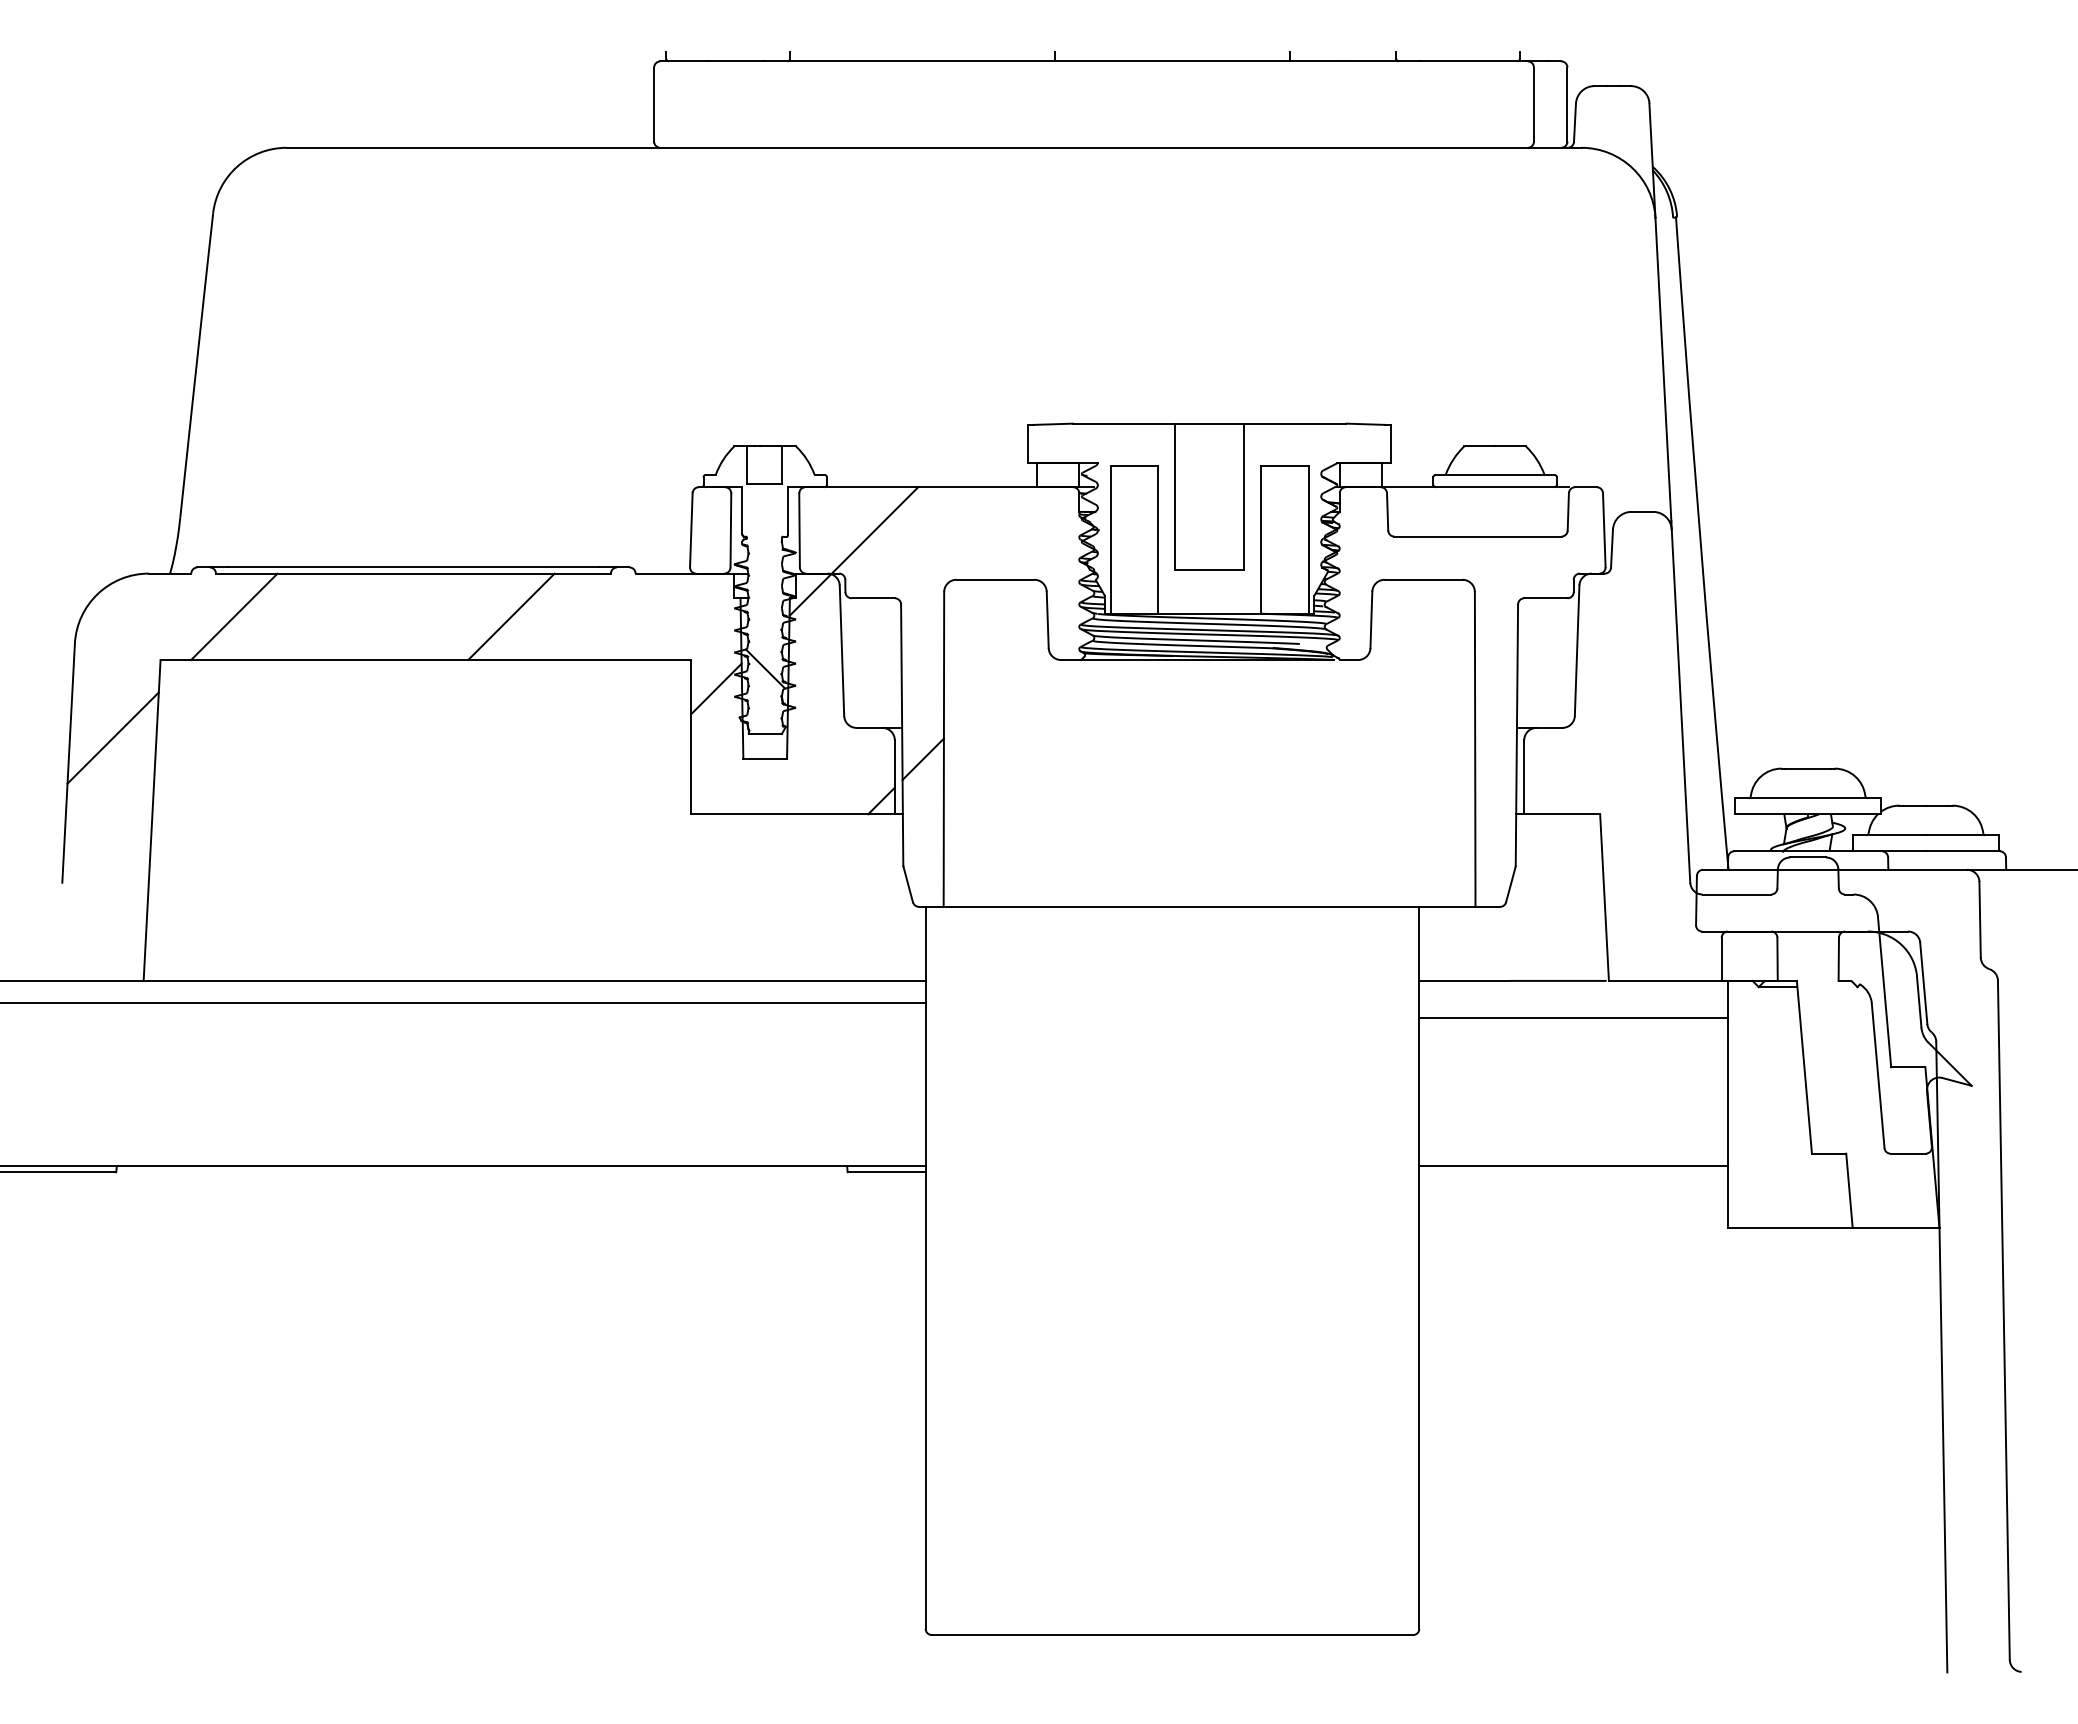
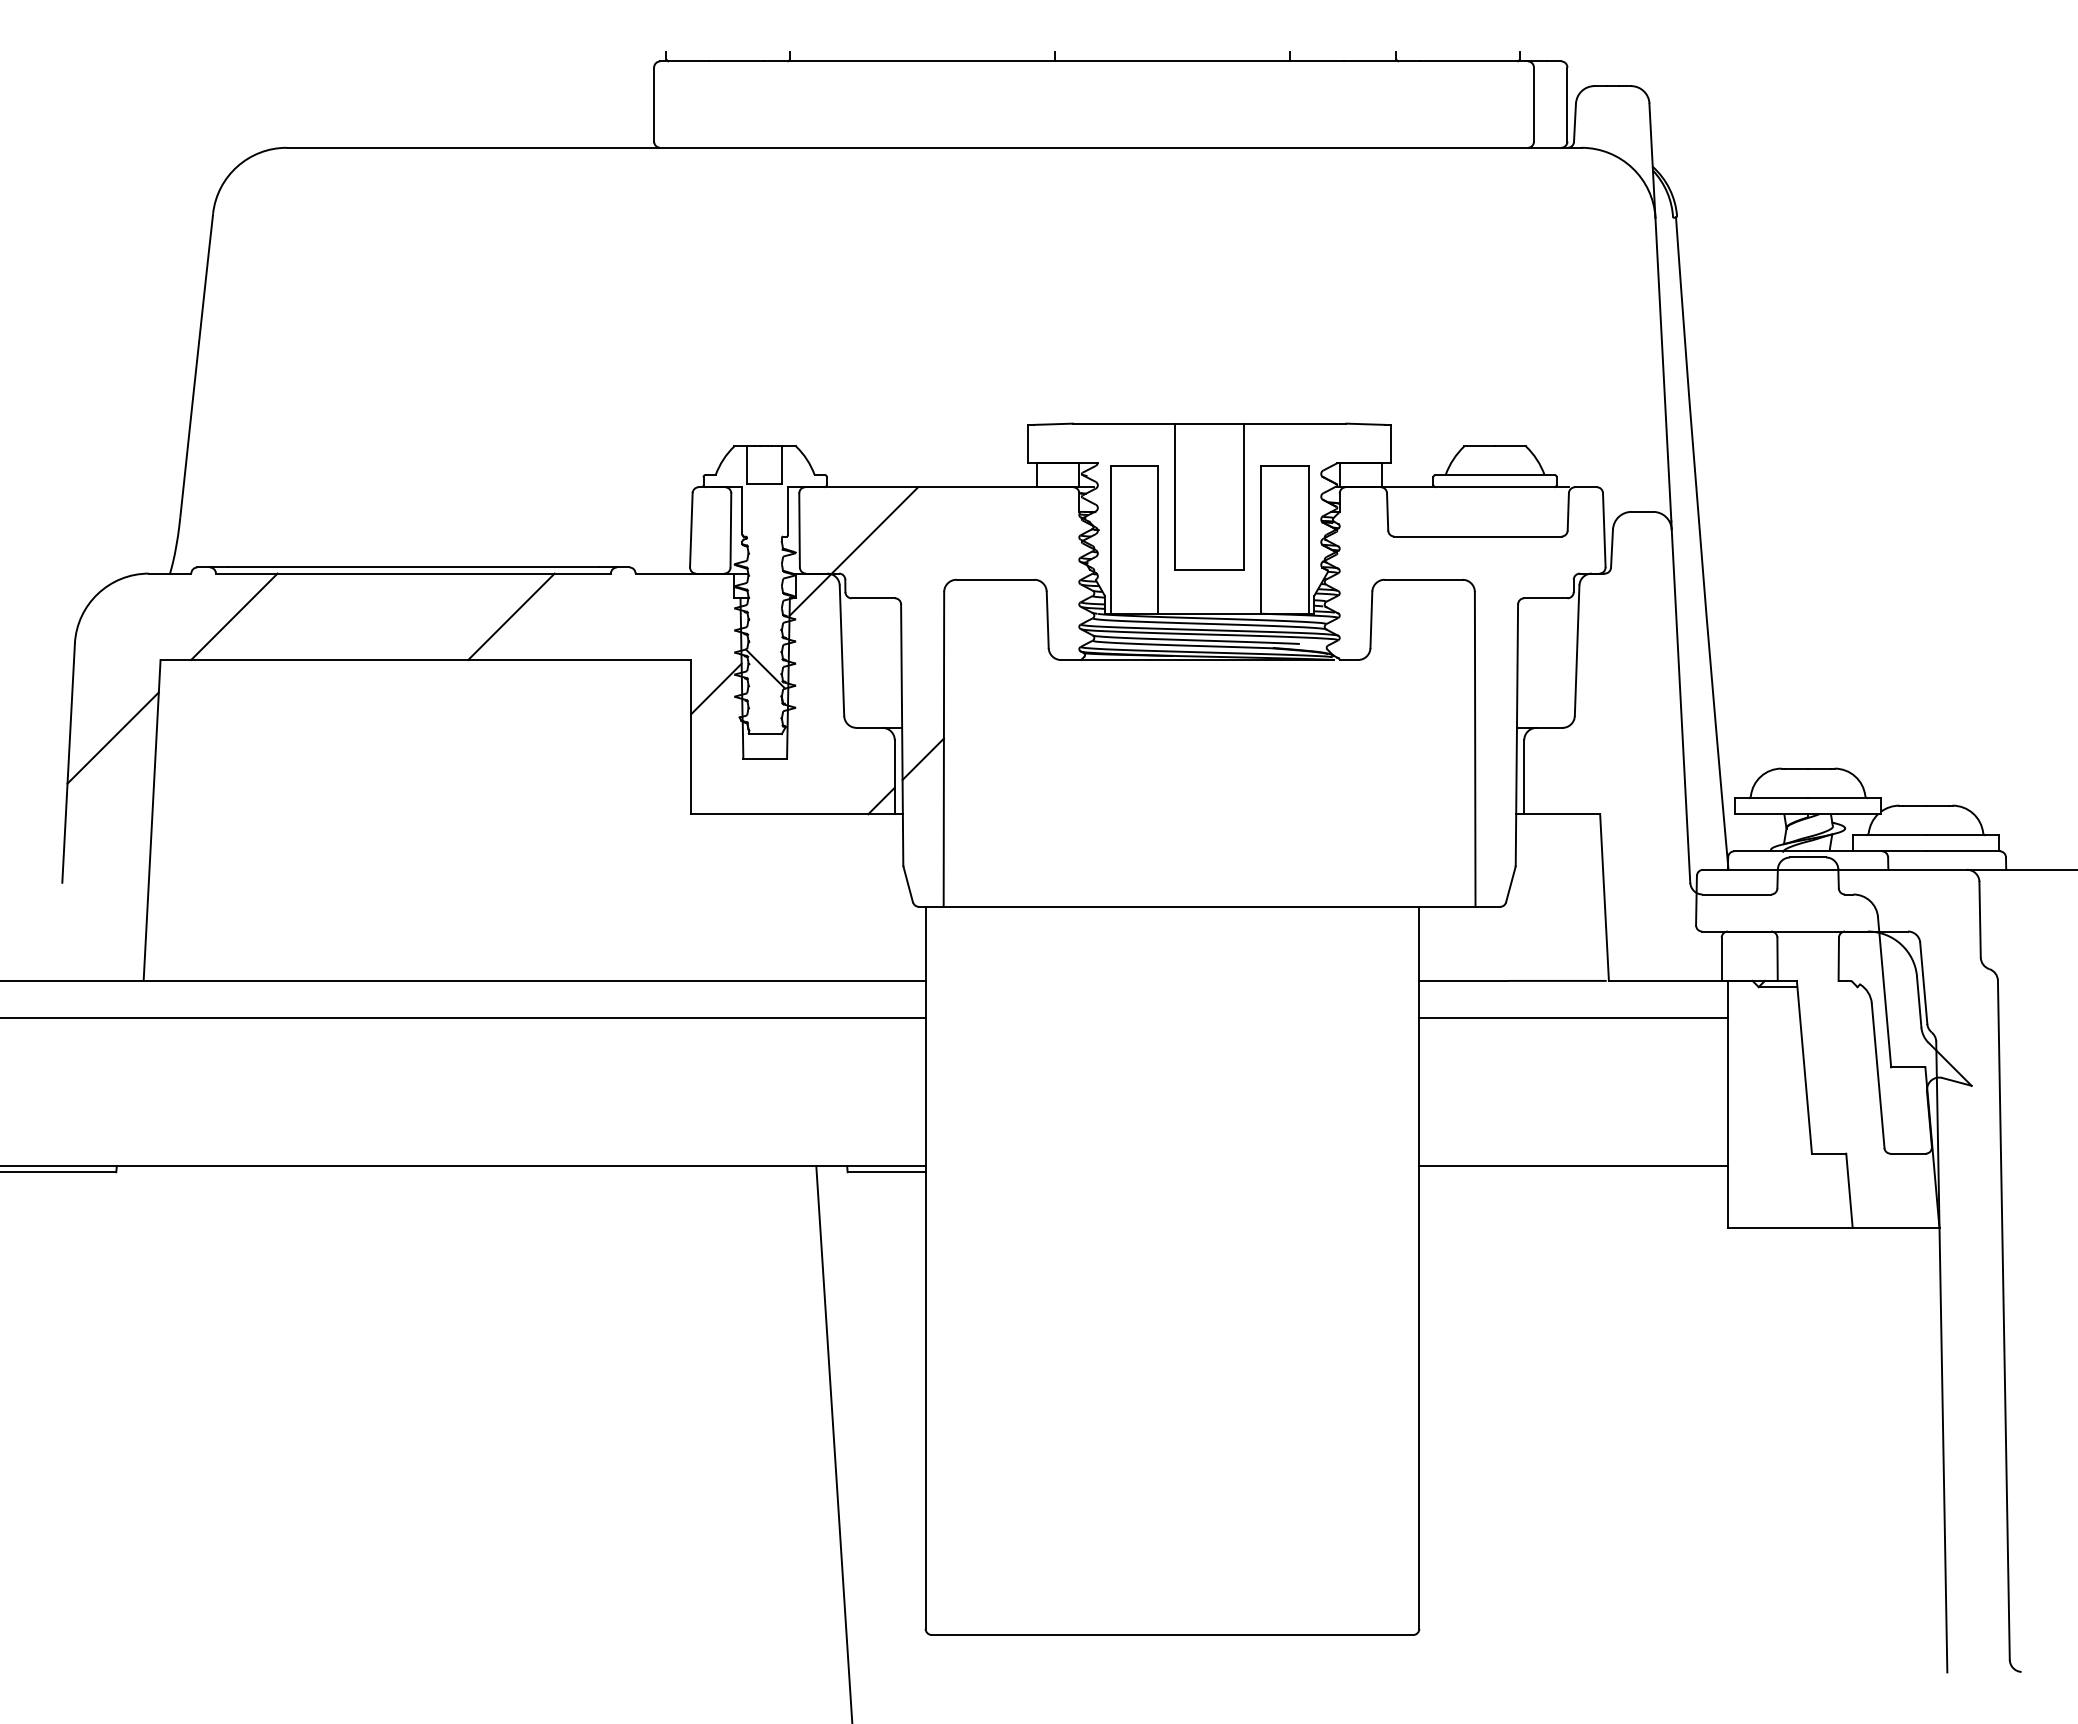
line position: (463, 1002) -> (463, 1017) (463, 1017)
line: none -> present (834, 1443)
